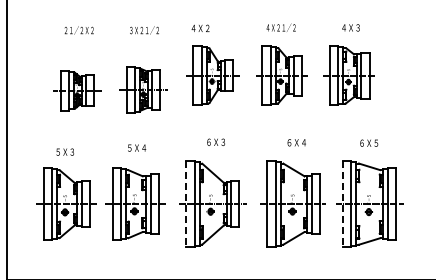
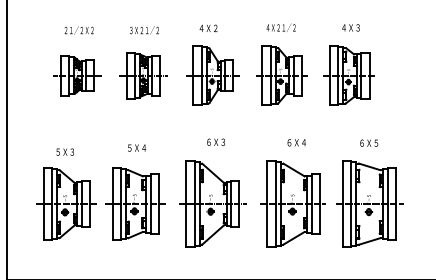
text position: (200, 27) -> (208, 27) (208, 27)
part position: (143, 89) -> (143, 75) (143, 75)
part position: (77, 90) -> (77, 75) (77, 75)
line: dashed -> solid (186, 204)
line: dashed -> solid (343, 204)
